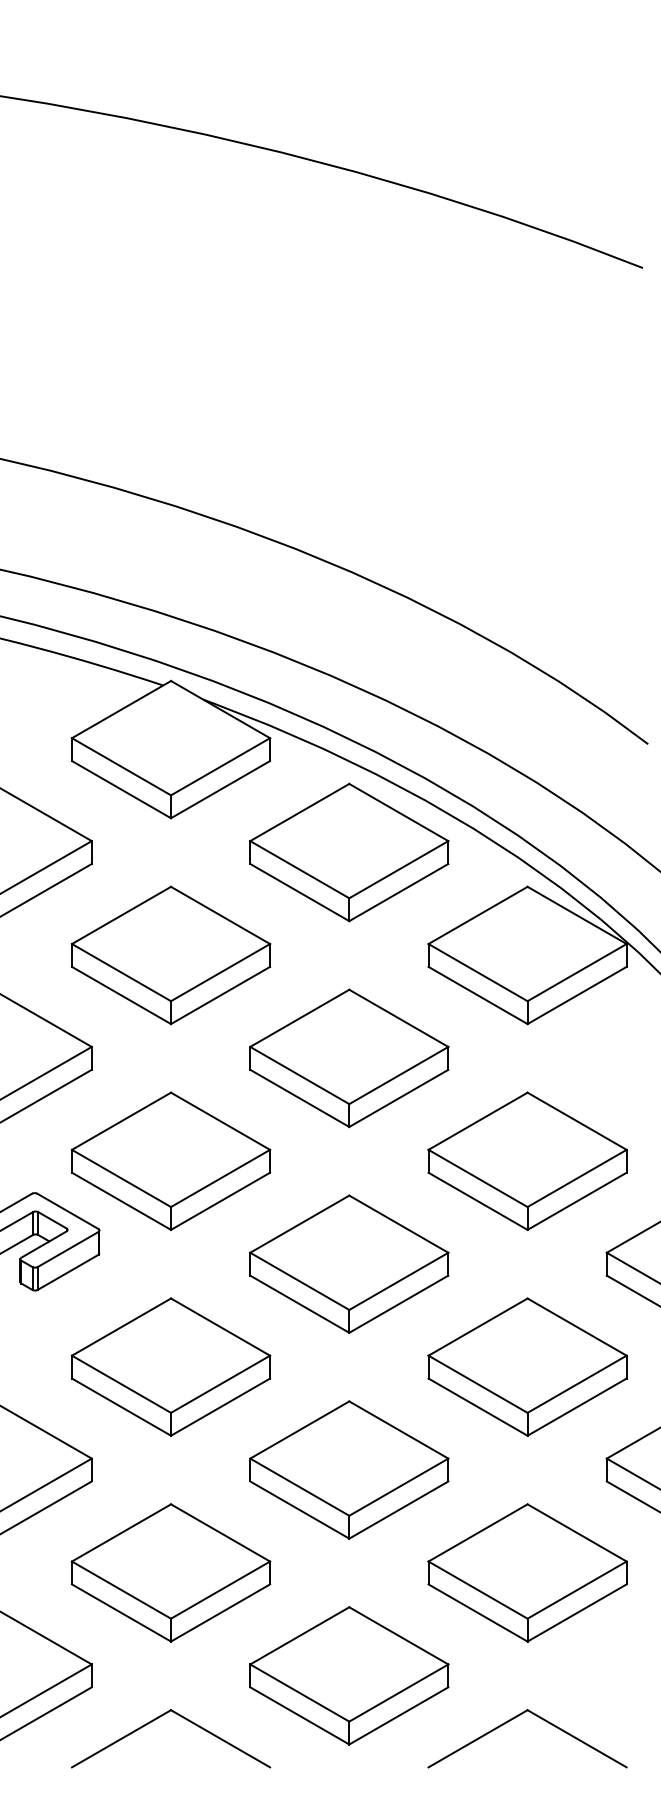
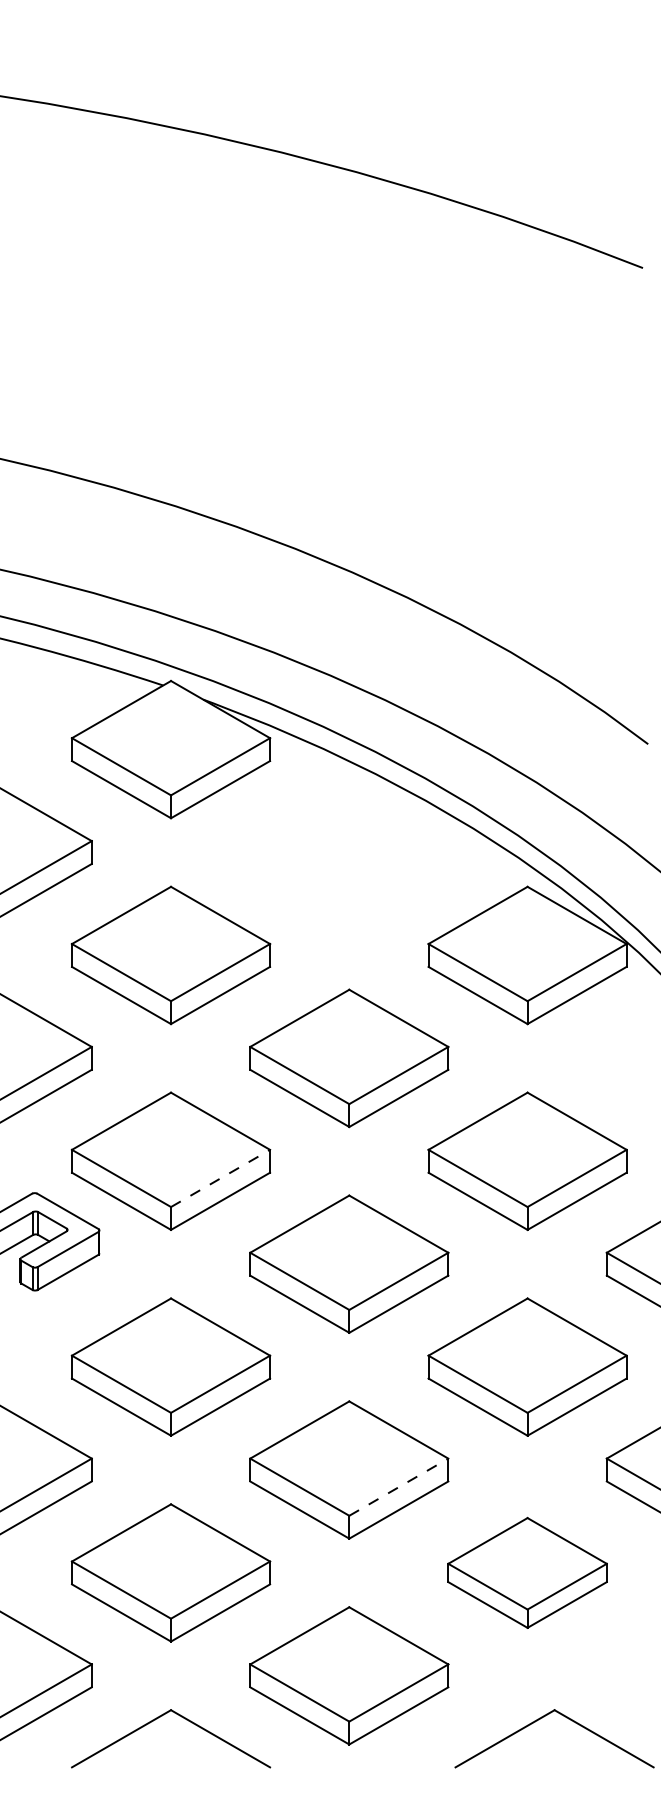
part: present -> none (349, 852)
line: solid -> dashed (220, 1178)
line: solid -> dashed (399, 1486)
part size: 201x140 px -> 161x113 px (527, 1572)
part position: (517, 1717) -> (544, 1717) (544, 1717)
